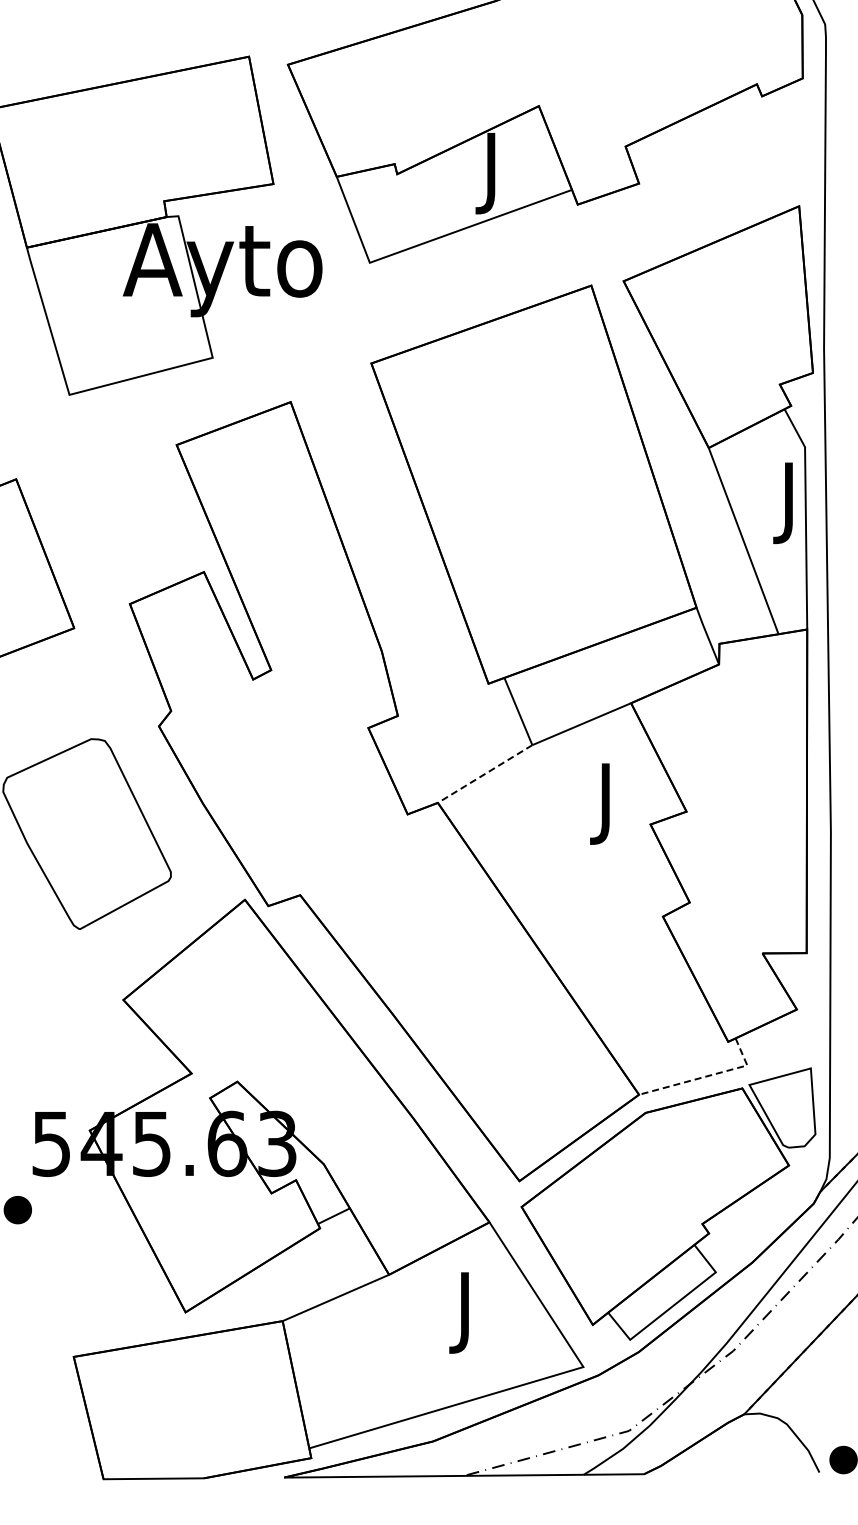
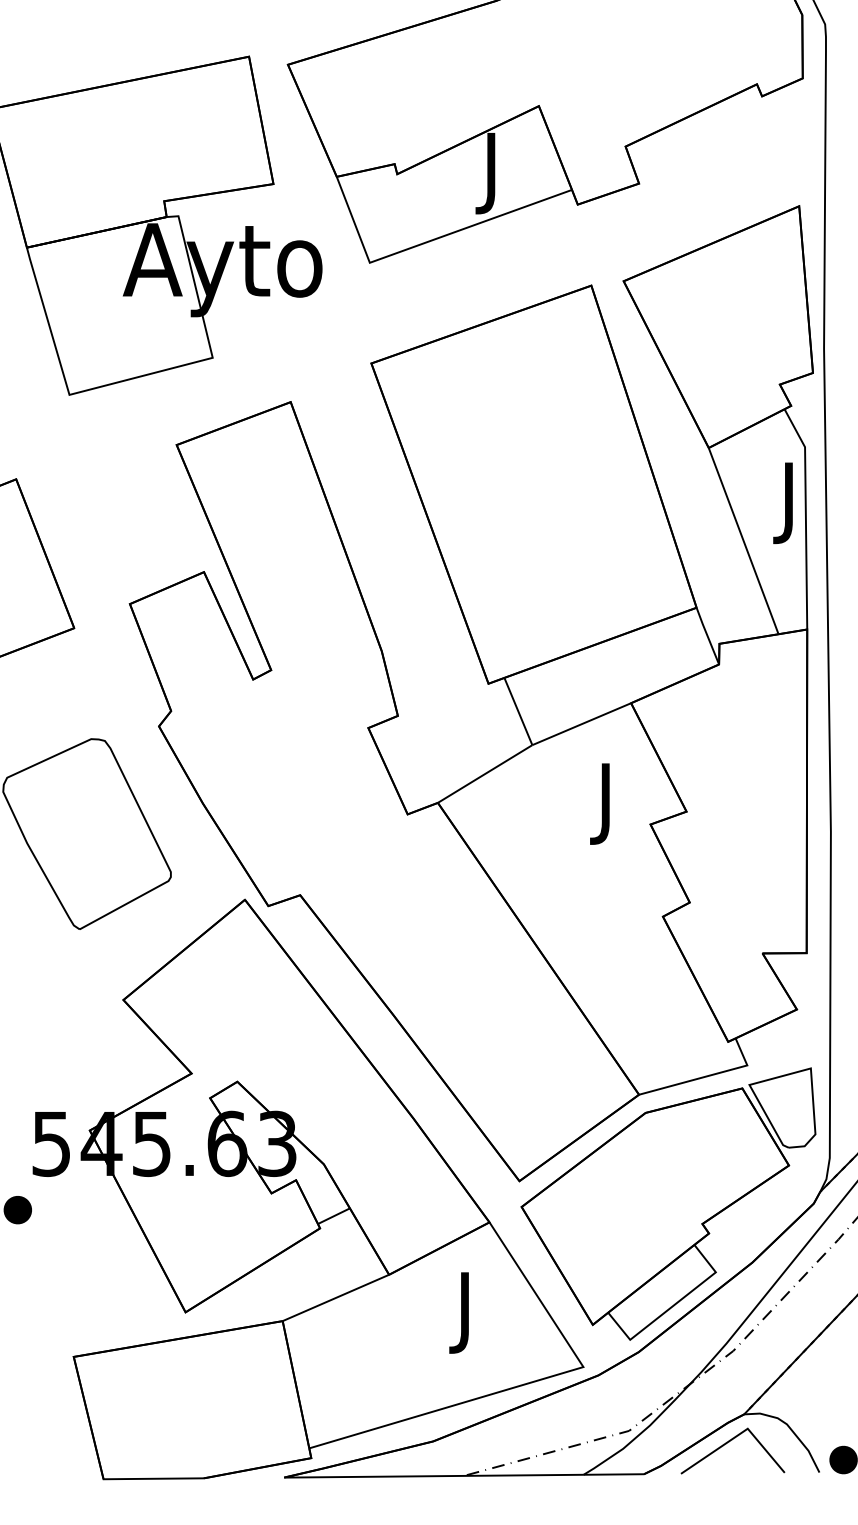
line: dashed -> solid (484, 774)
line: dashed -> solid (708, 1076)
line: none -> present (726, 1444)
